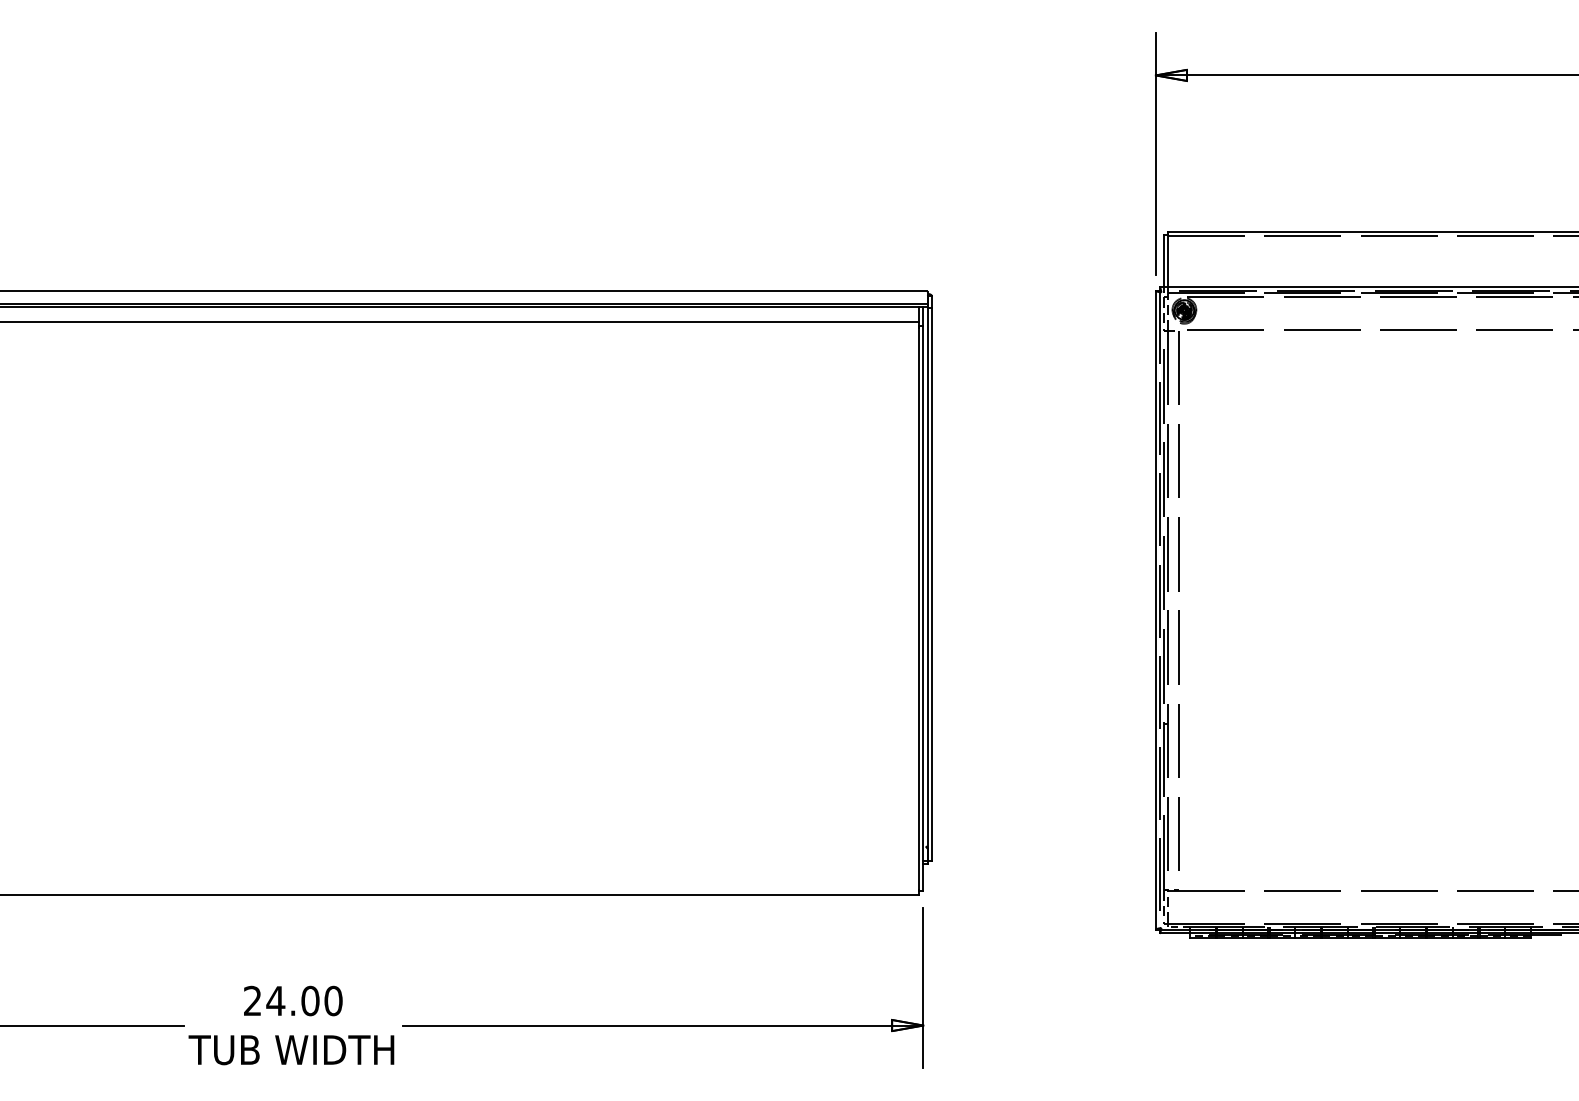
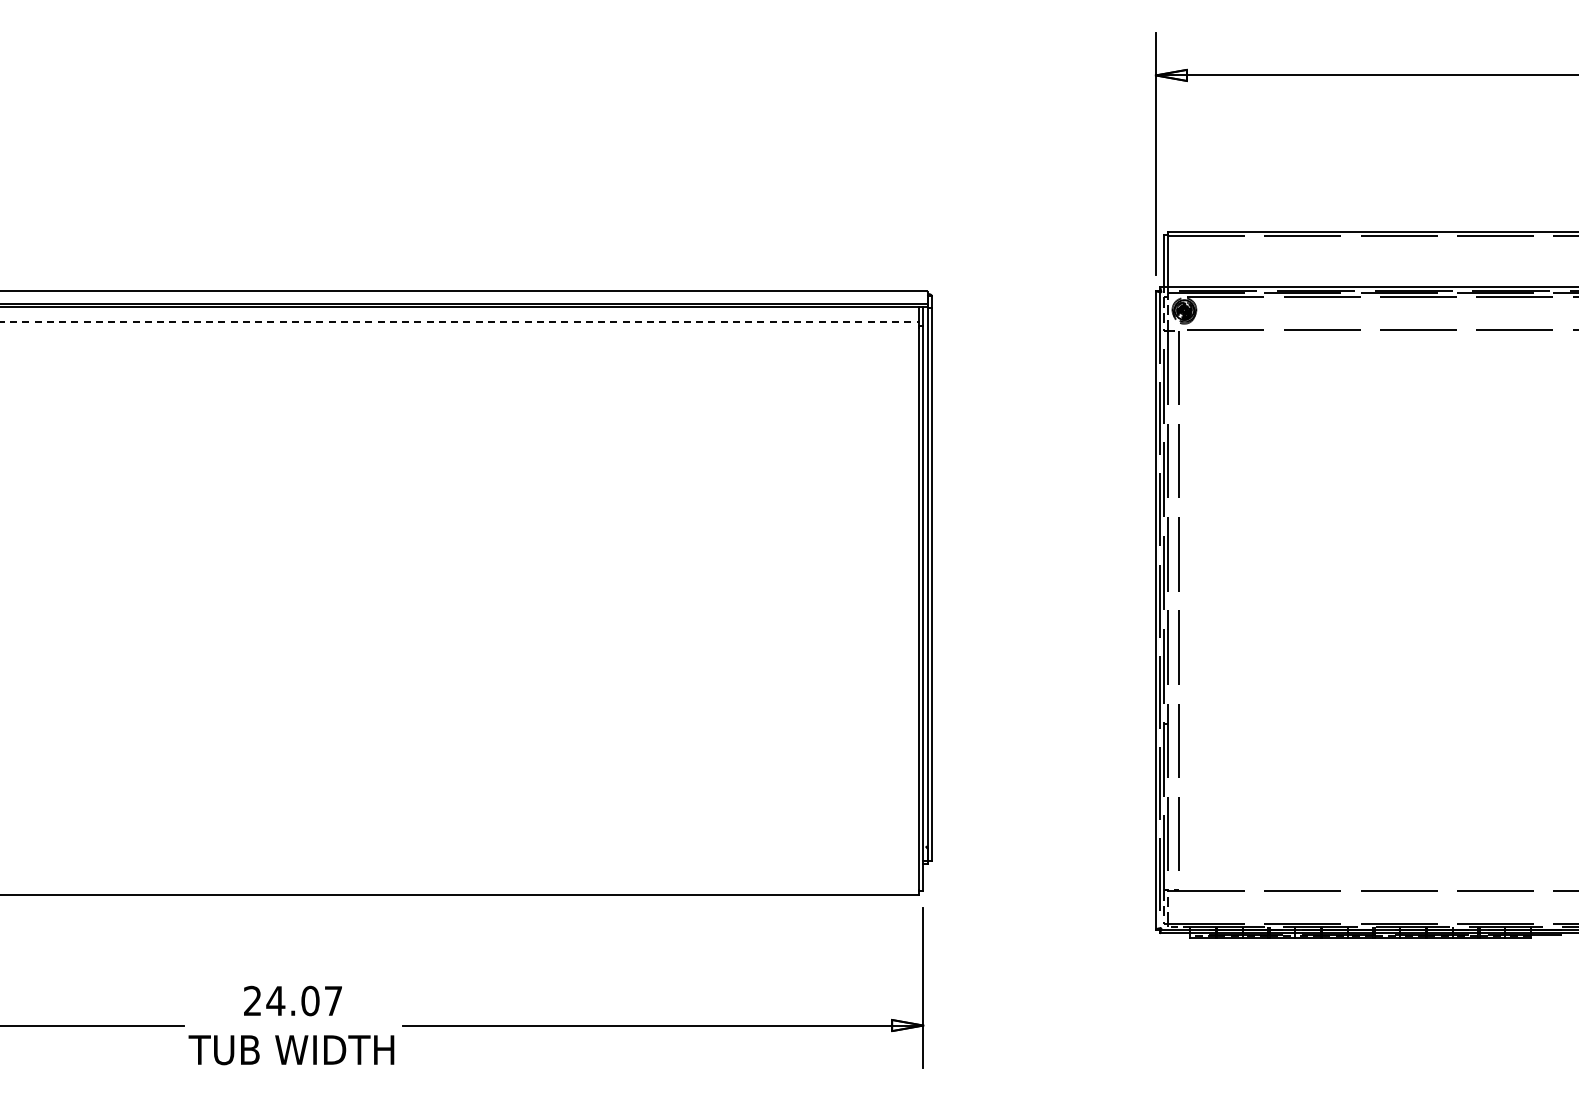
line: solid -> dashed (460, 322)
text: 24.00 -> 24.07 (333, 1000)
